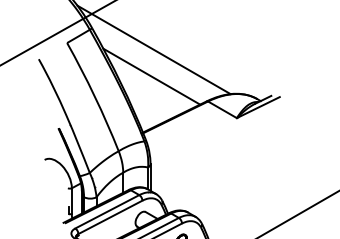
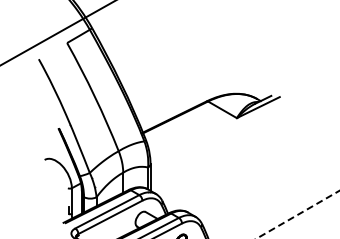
line: present -> none (153, 49)
line: present -> none (151, 76)
line: solid -> dashed (298, 214)
